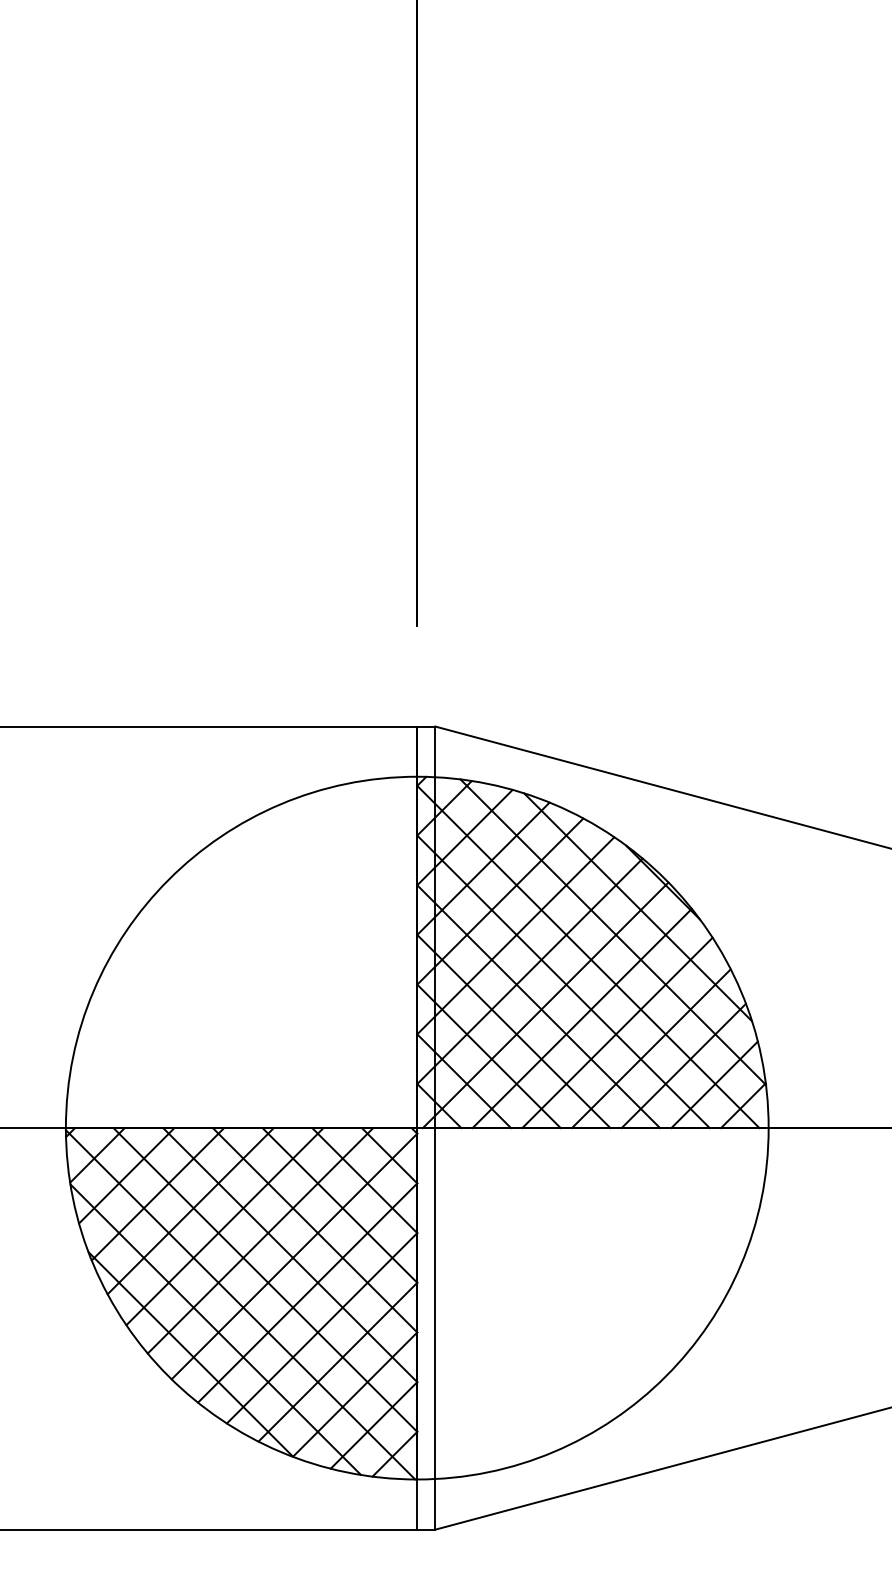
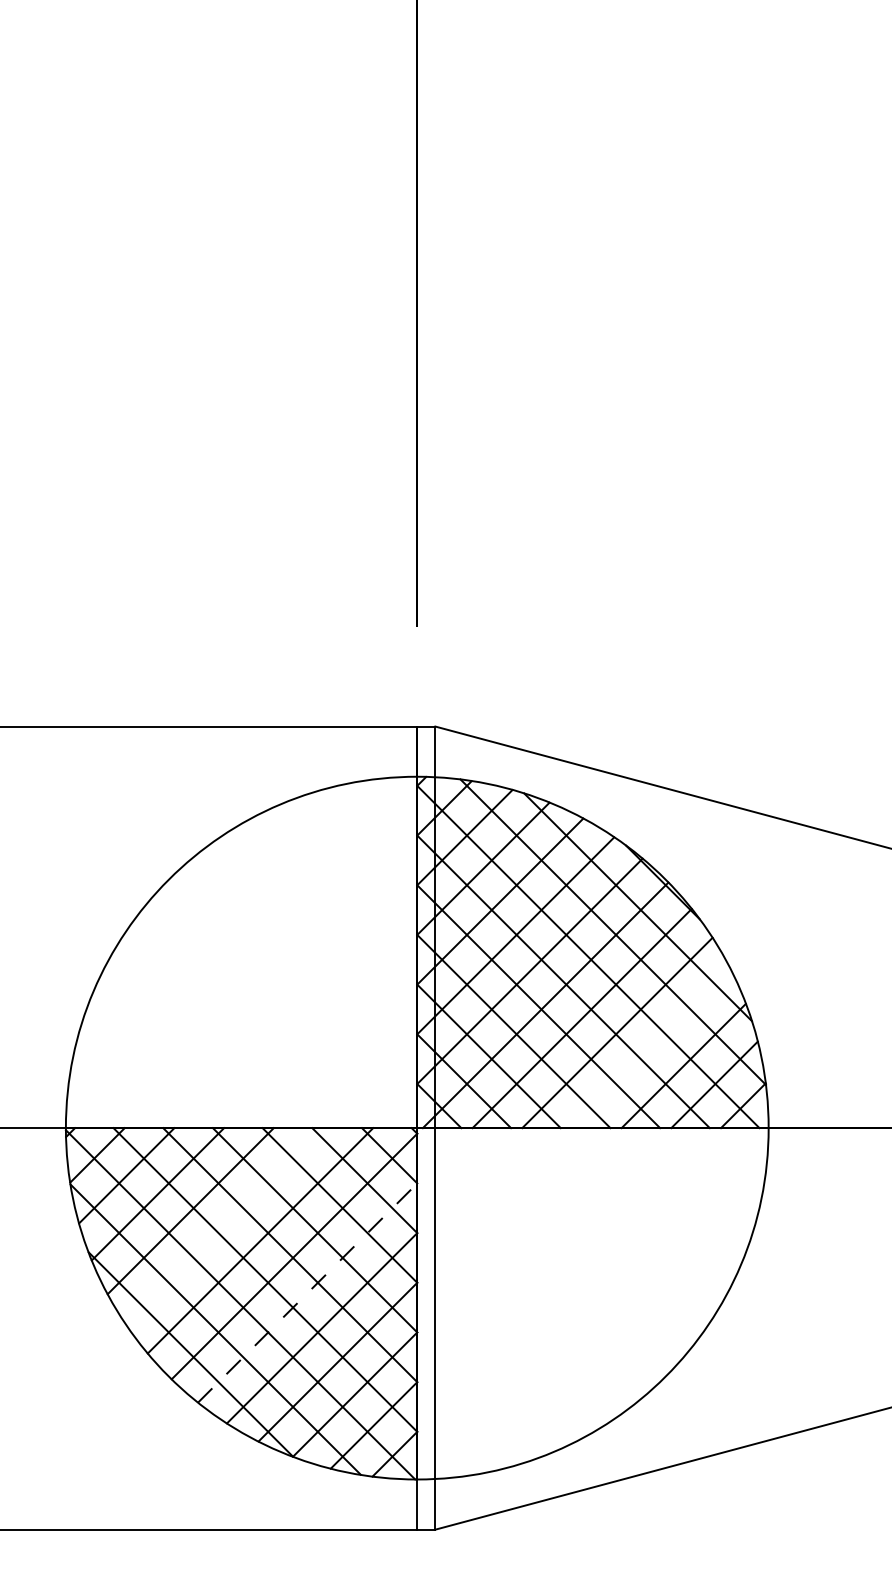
line: present -> none (650, 1048)
line: present -> none (224, 1226)
line: solid -> dashed (307, 1293)
